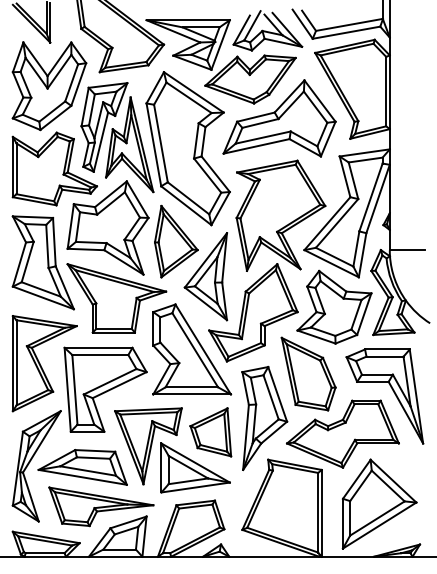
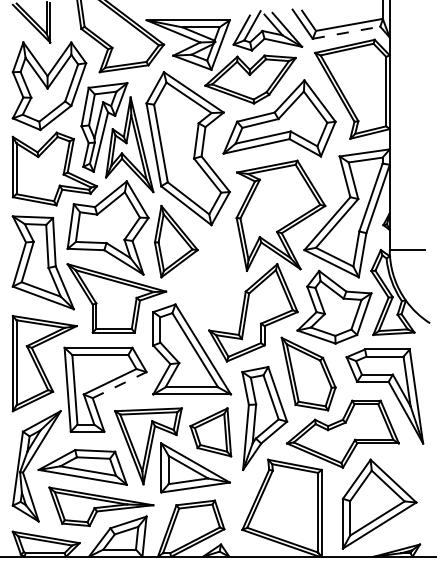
line: solid -> dashed (347, 32)
part: present -> none (205, 276)
line: solid -> dashed (119, 385)
